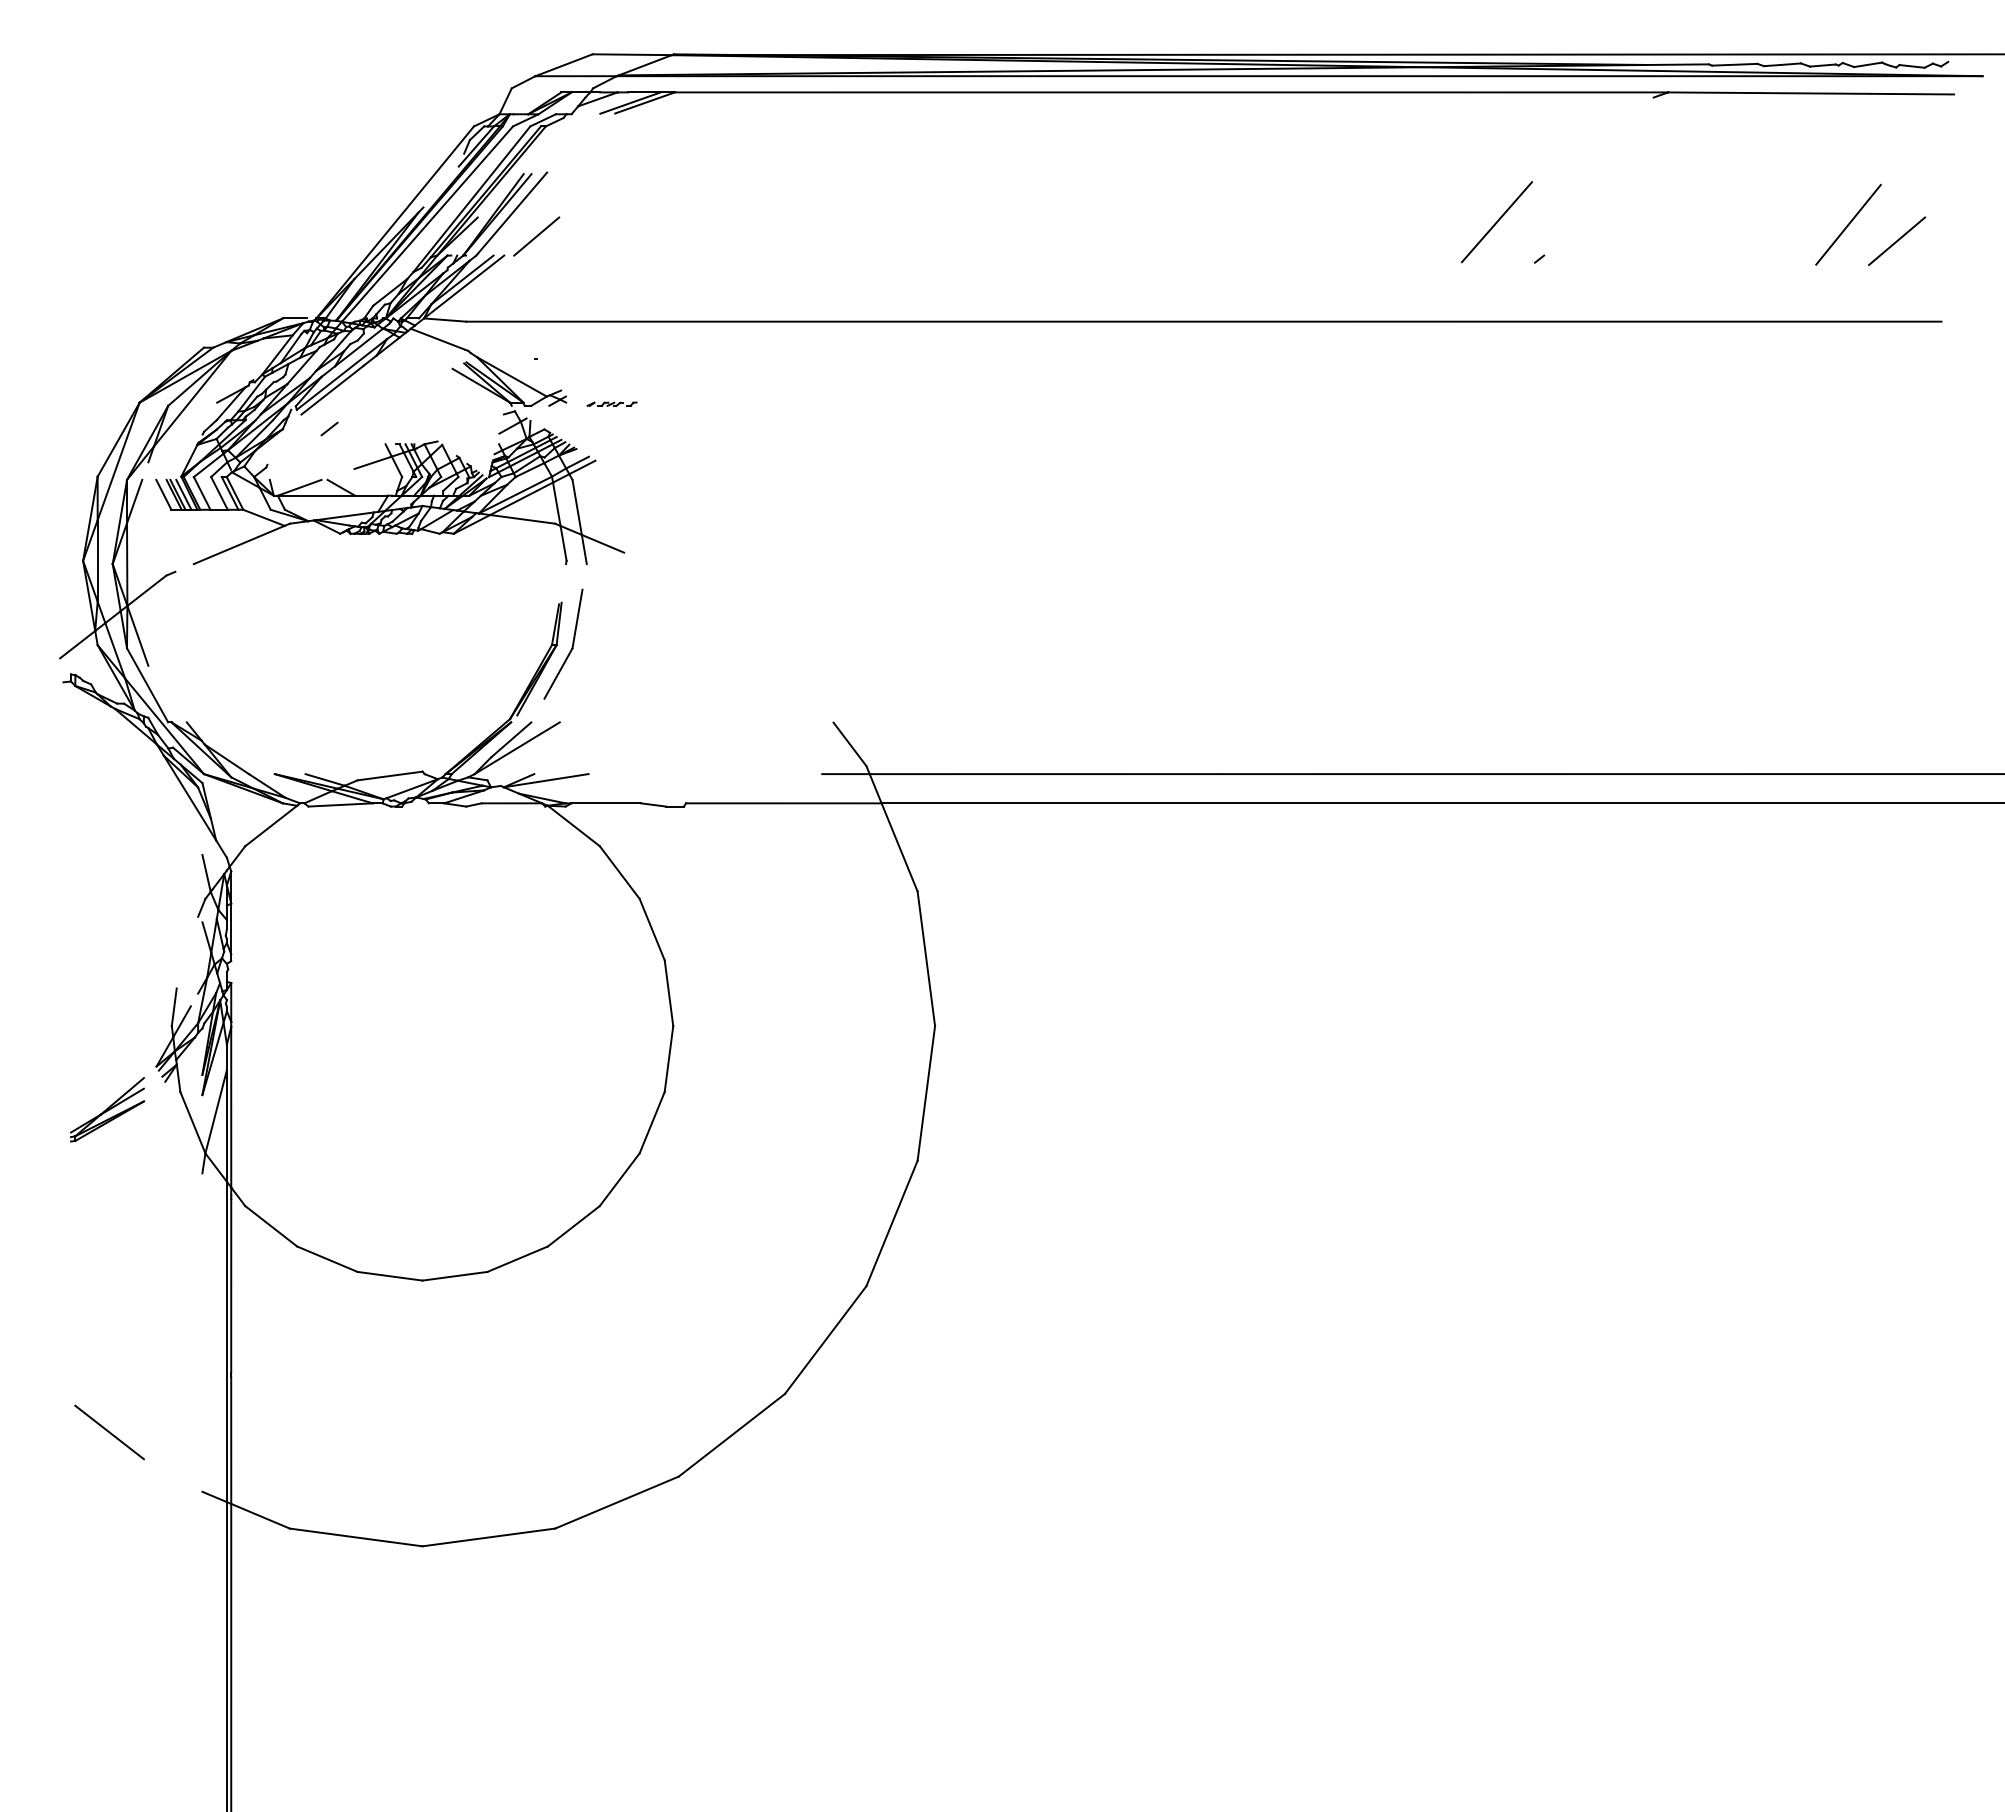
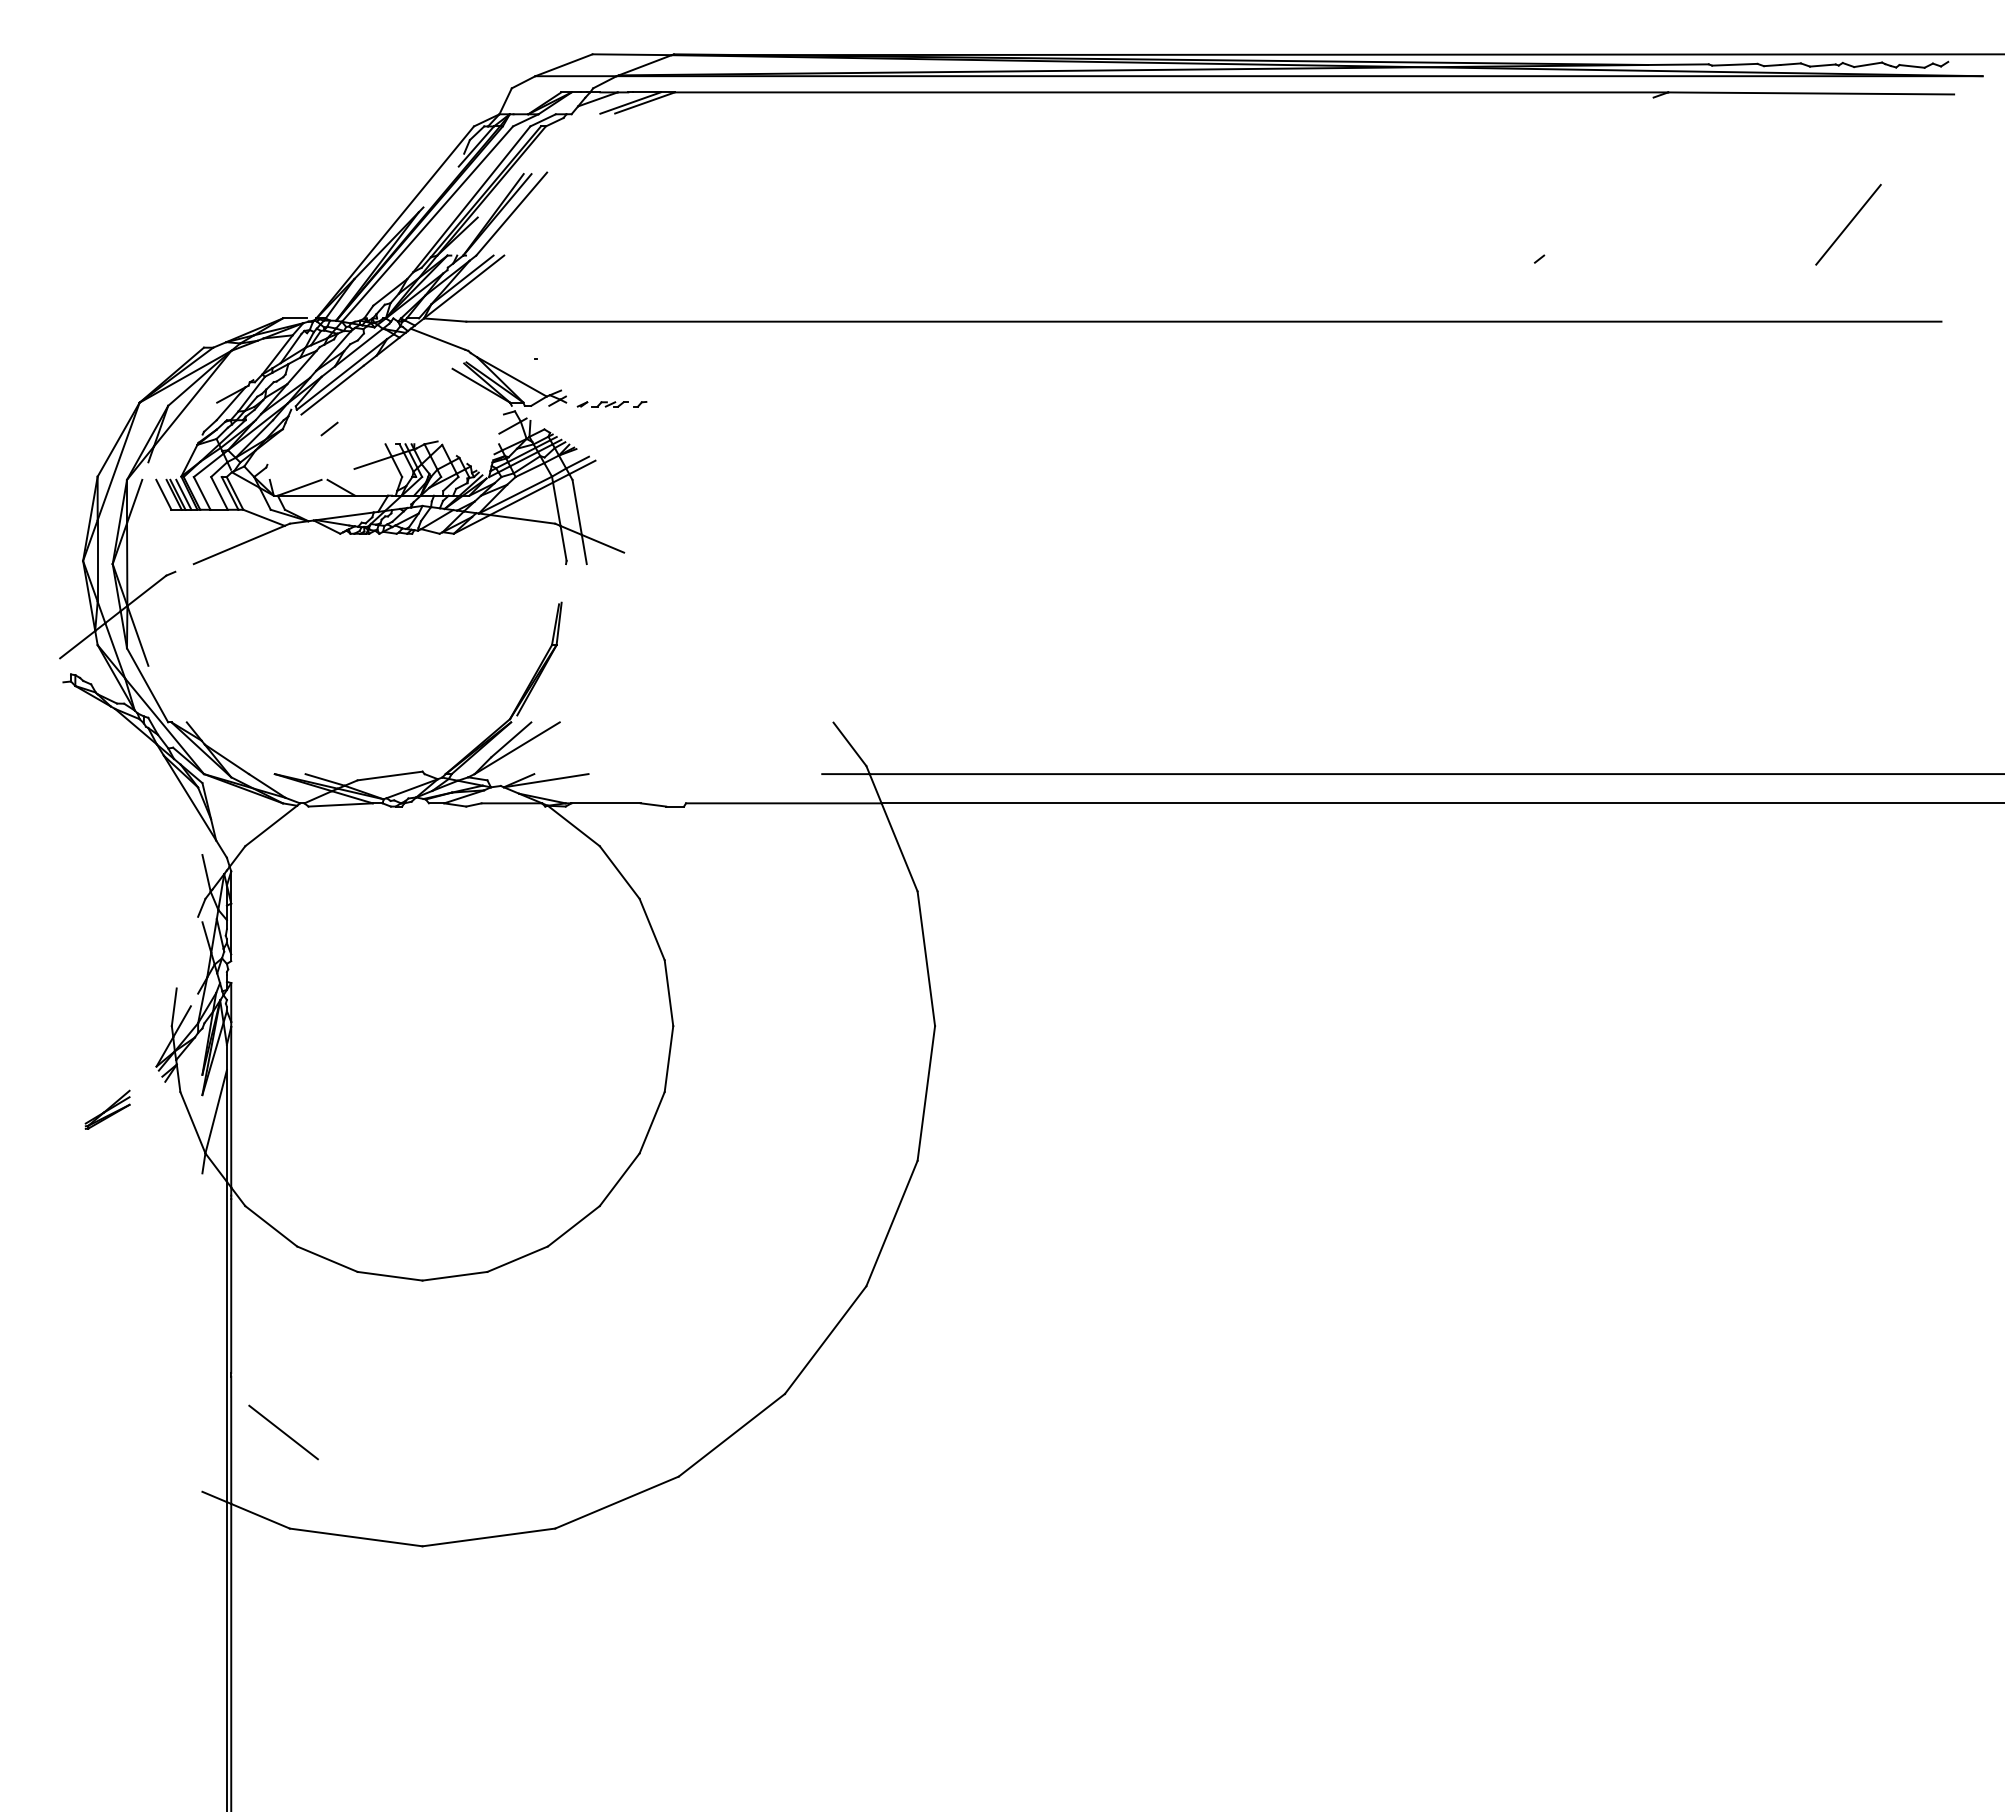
line: present -> none (1496, 222)
line: present -> none (536, 236)
line: present -> none (1897, 241)
part size: 52x6 px -> 72x7 px (611, 404)
part: present -> none (571, 646)
part size: 76x66 px -> 47x41 px (107, 1109)
line position: (109, 1432) -> (283, 1432) (283, 1432)
